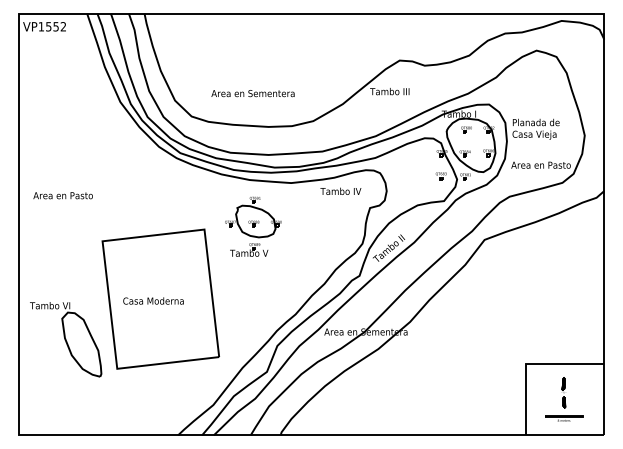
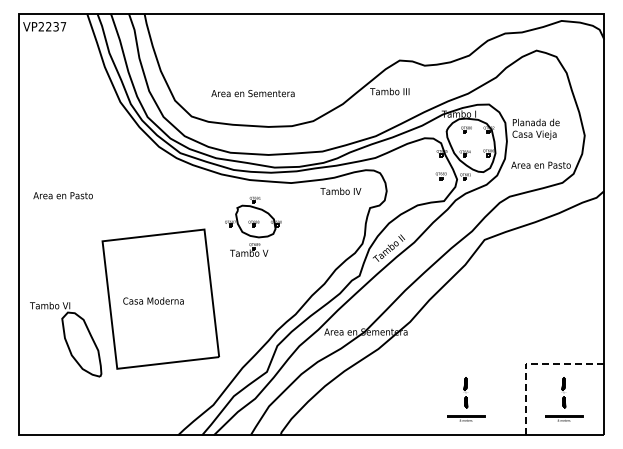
text: VP1552 -> VP2237 (52, 26)
line: solid -> dashed (528, 364)
part: none -> present (466, 399)
